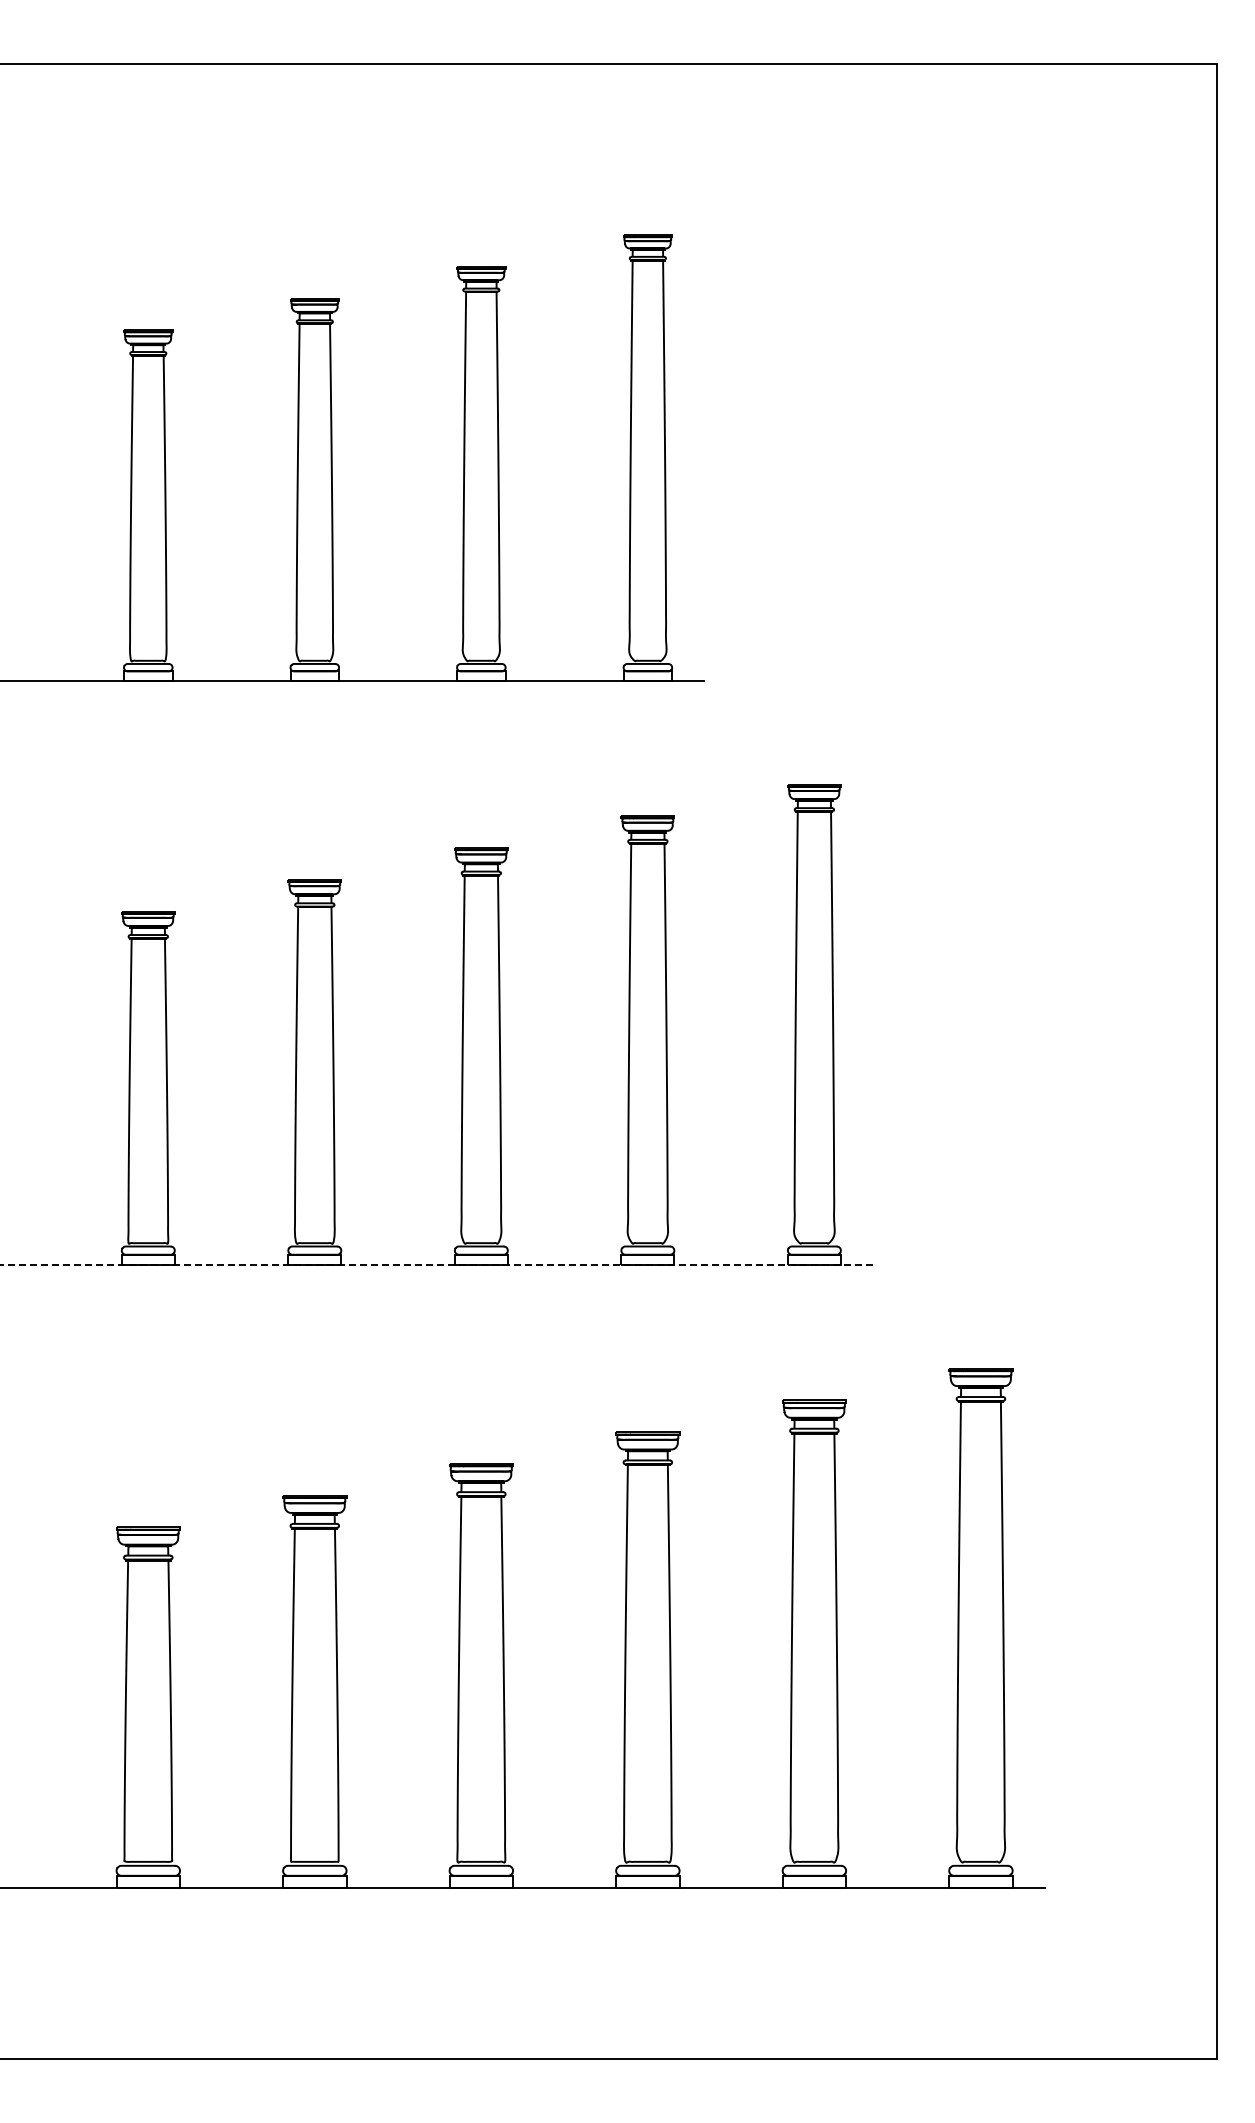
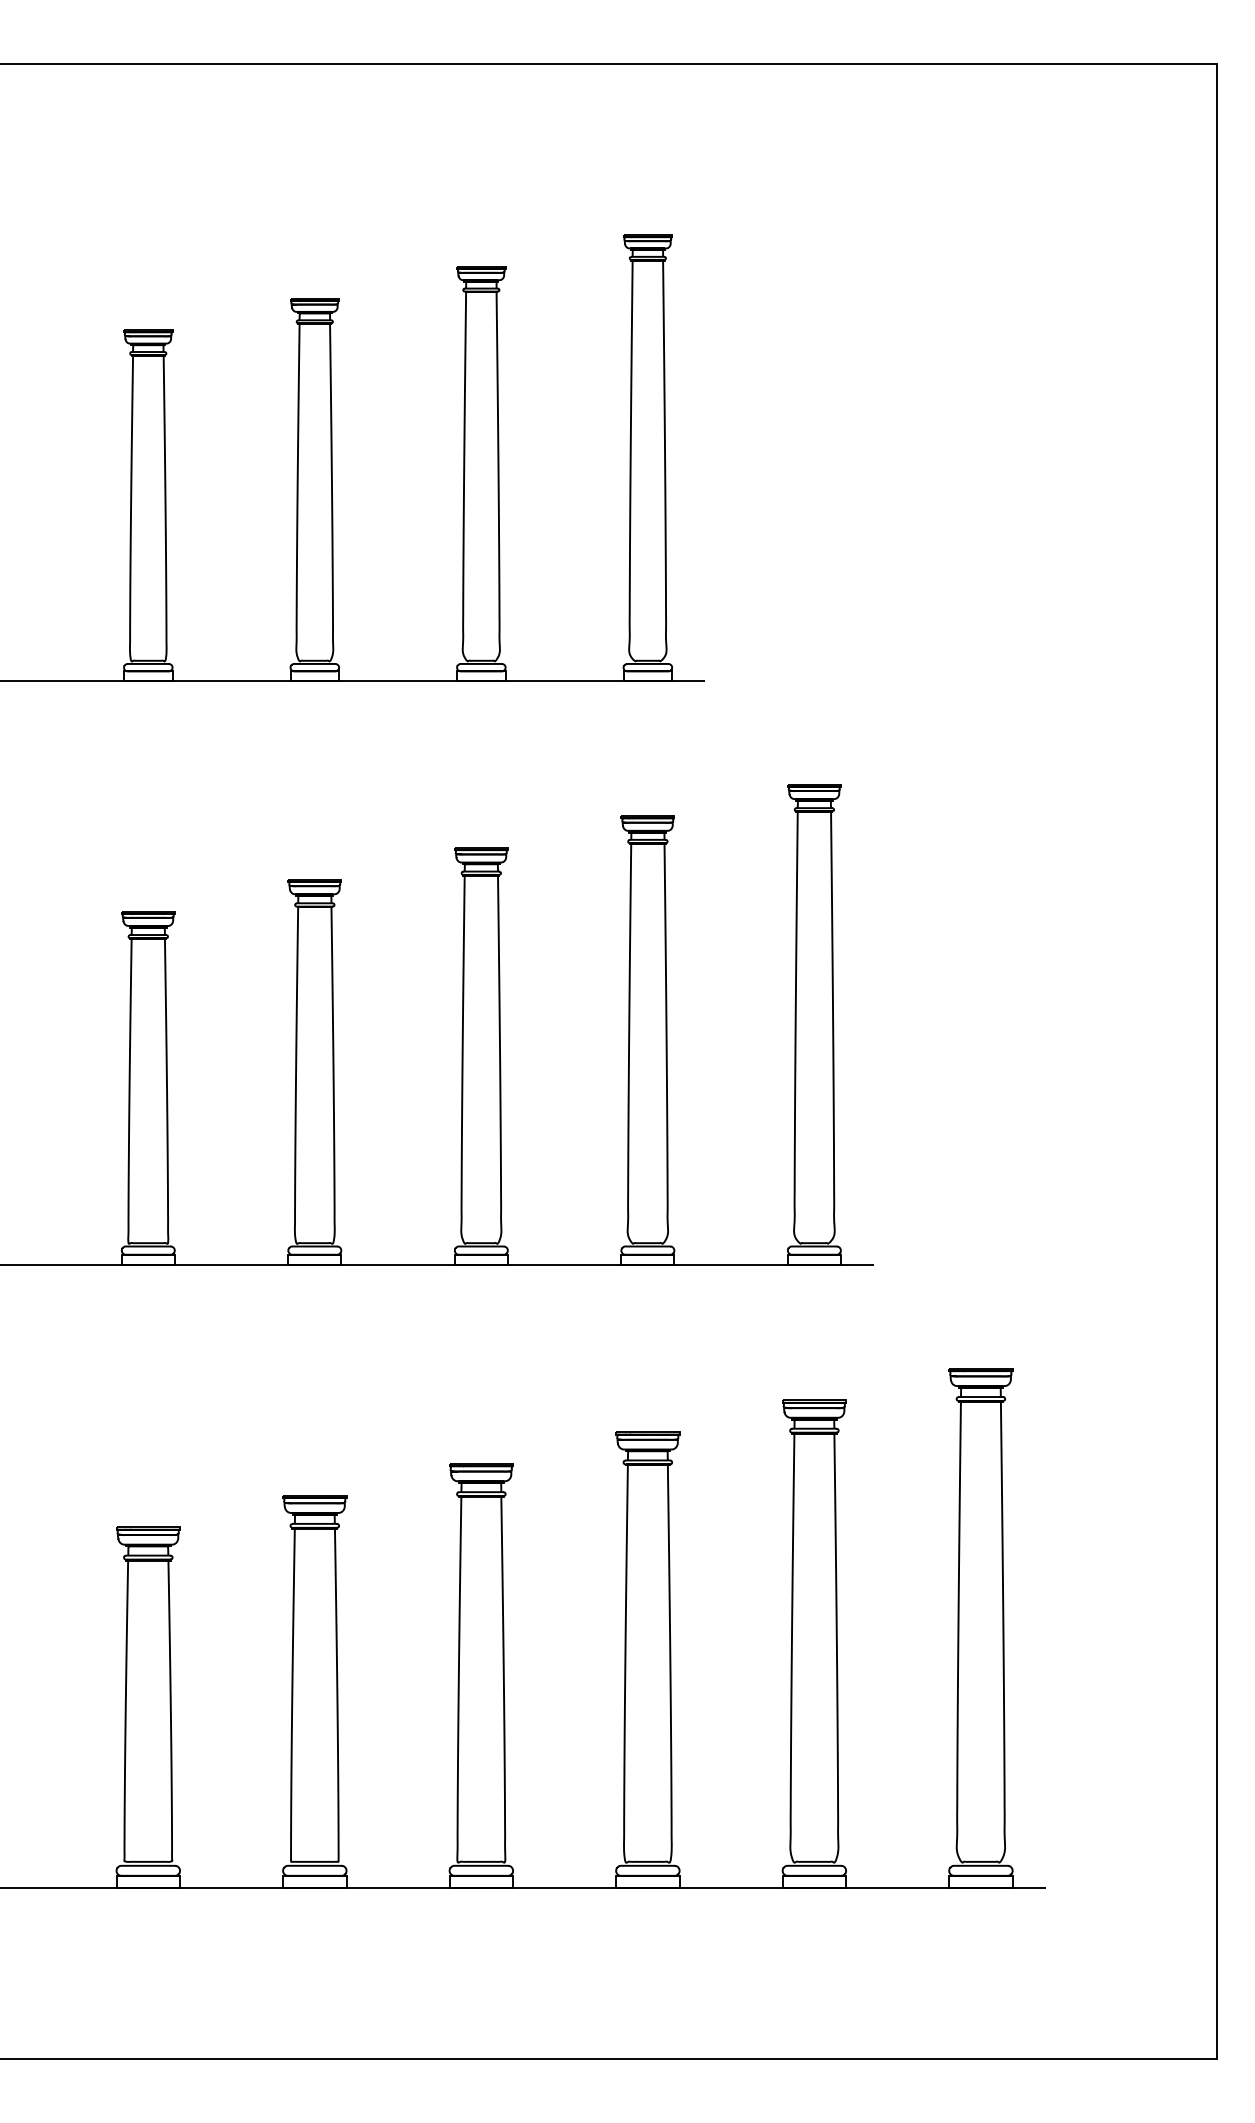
line: dashed -> solid (437, 1264)
